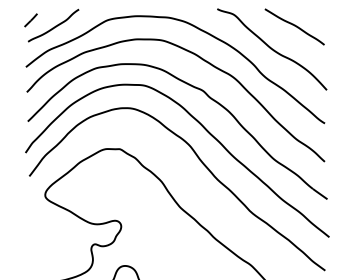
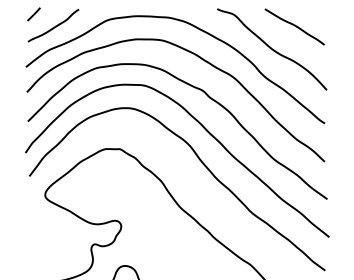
line position: (30, 20) -> (33, 14) (33, 14)
